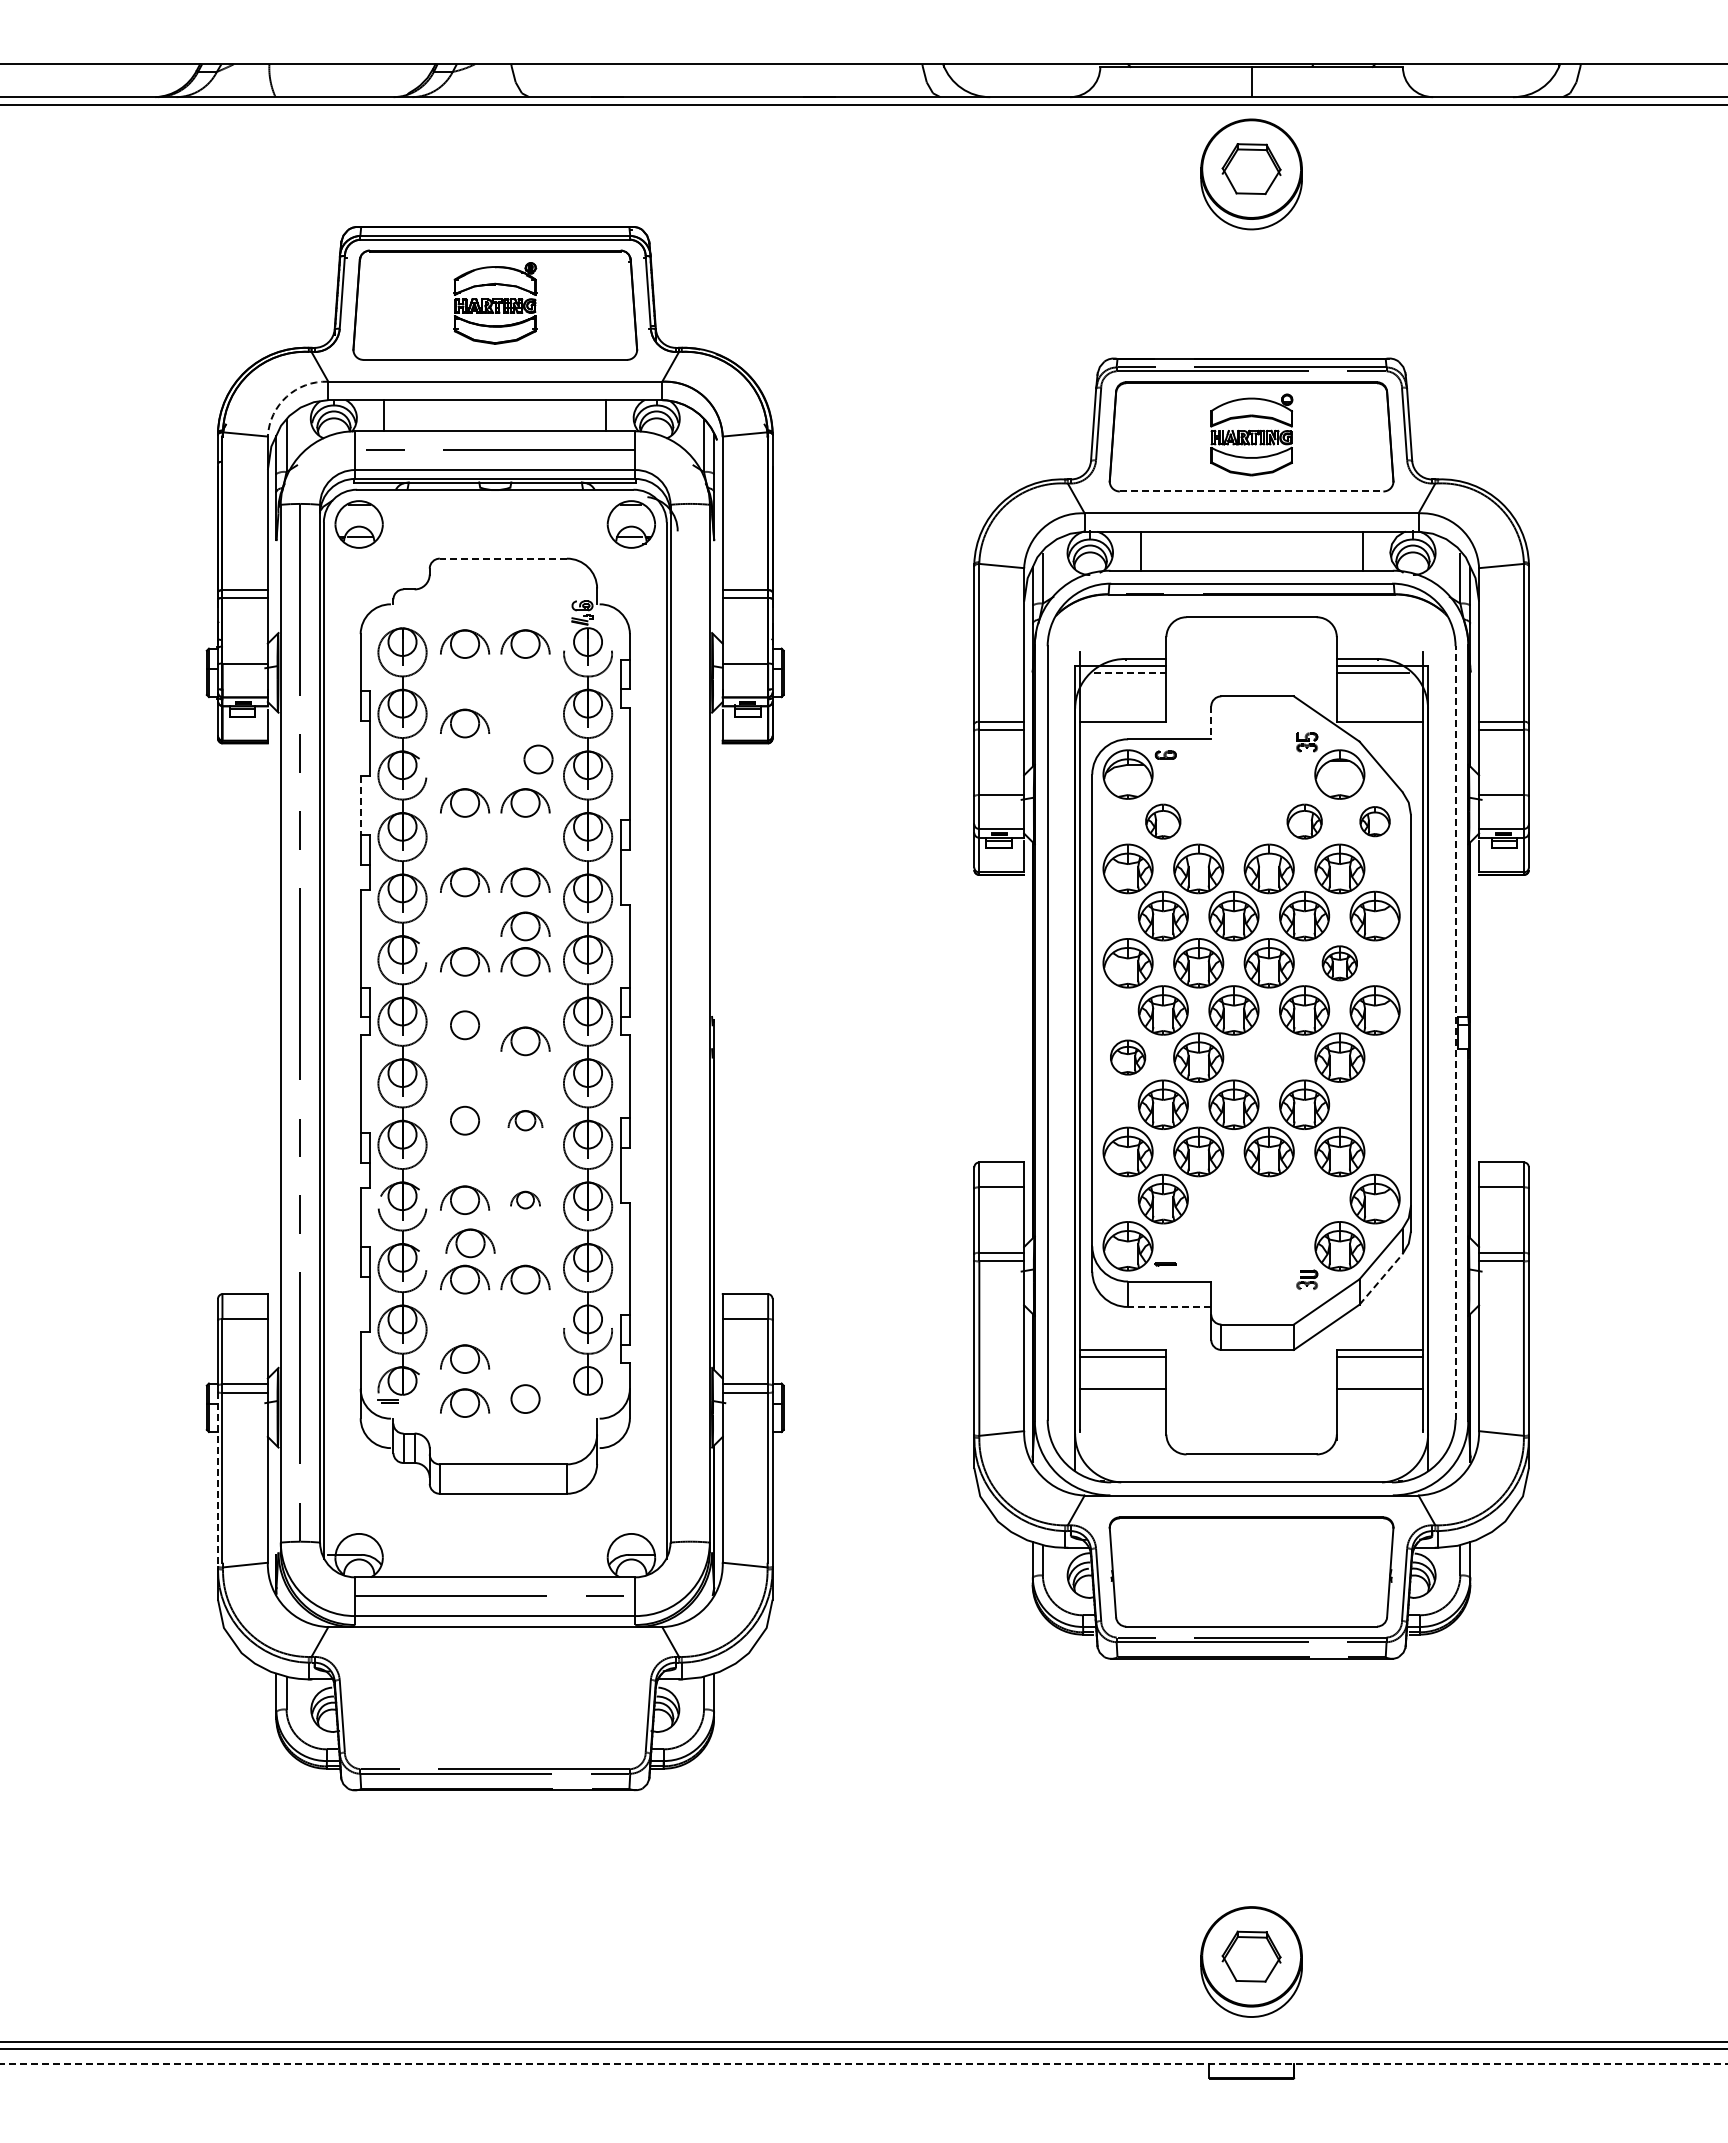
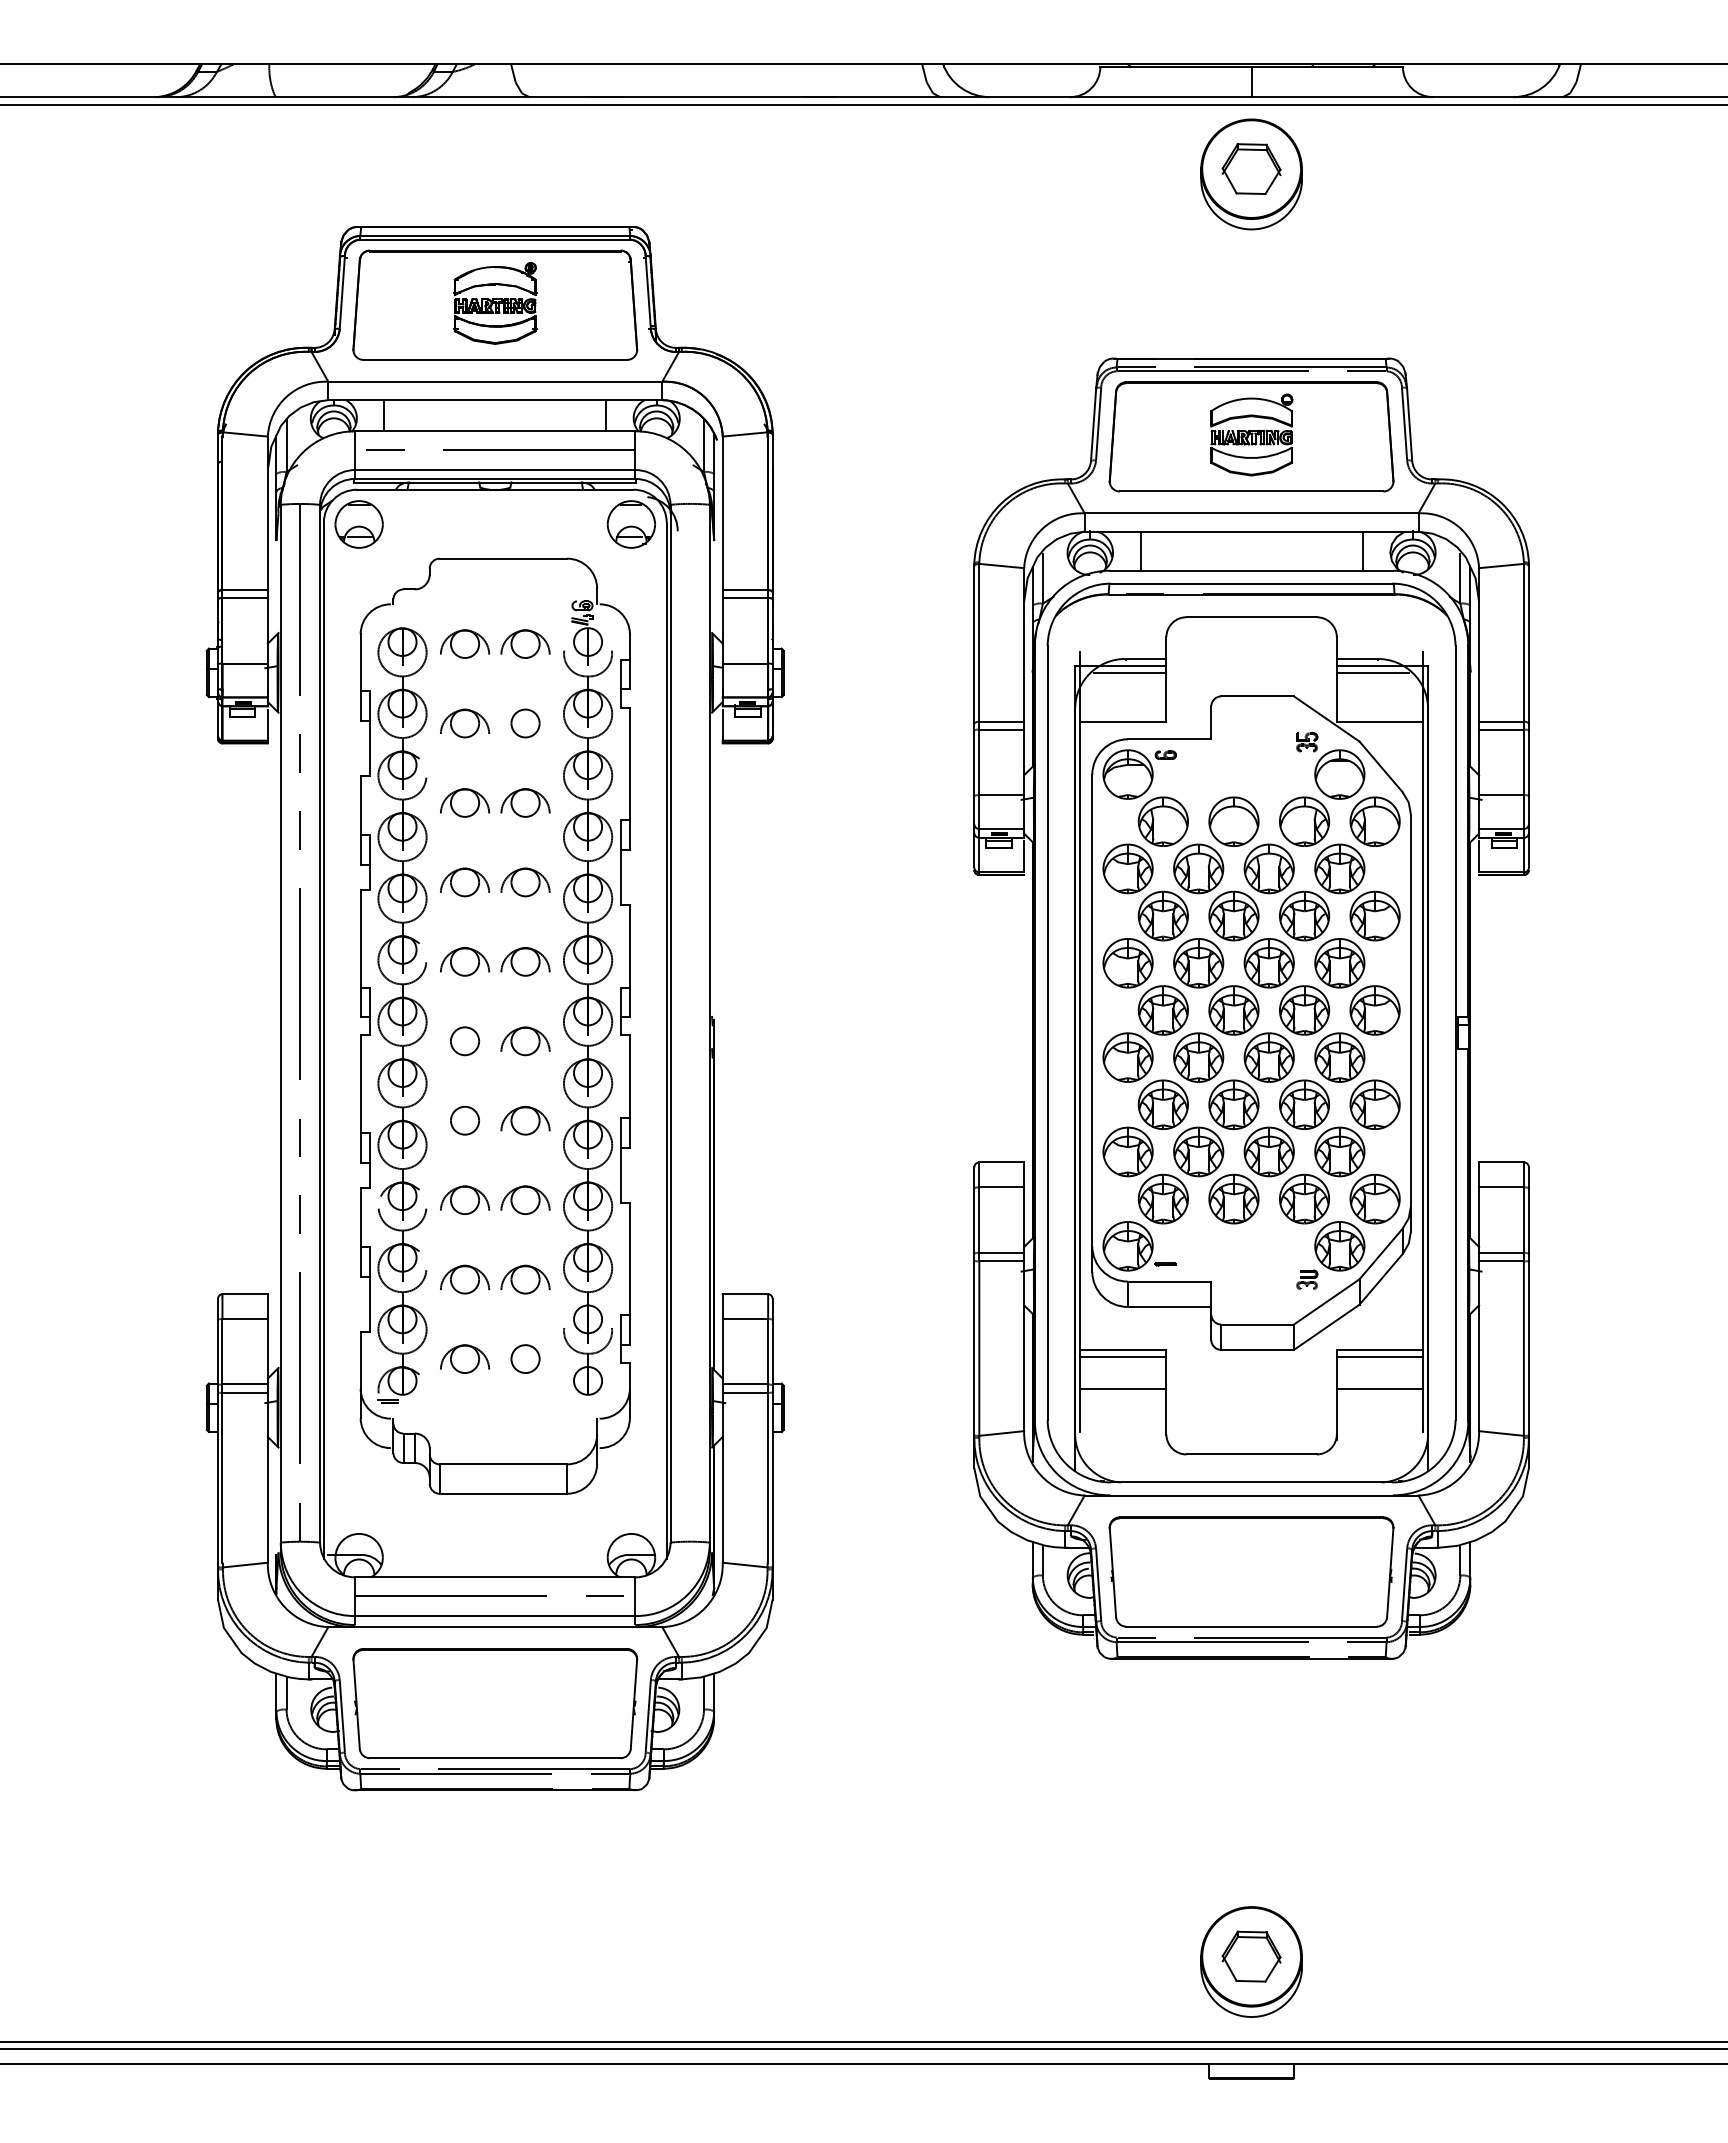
arc: dashed -> solid (286, 396)
line: dashed -> solid (1251, 491)
line: dashed -> solid (503, 558)
line: dashed -> solid (1130, 673)
line: dashed -> solid (1211, 722)
part position: (538, 759) -> (525, 723) (525, 723)
line: dashed -> solid (360, 805)
part size: 37x37 px -> 52x51 px (1162, 821)
part: none -> present (1233, 821)
part size: 37x37 px -> 52x51 px (1304, 821)
part size: 32x32 px -> 52x51 px (1374, 821)
part: present -> none (525, 926)
part size: 37x37 px -> 52x51 px (1339, 963)
part position: (464, 1025) -> (464, 1041) (464, 1041)
line: dashed -> solid (1455, 1033)
part size: 37x37 px -> 52x51 px (1127, 1057)
part: none -> present (1268, 1057)
part: none -> present (1374, 1104)
part size: 37x22 px -> 51x31 px (525, 1120)
part: none -> present (1233, 1198)
part: none -> present (1304, 1198)
part size: 31x20 px -> 51x30 px (525, 1199)
part: present -> none (470, 1243)
line: dashed -> solid (1381, 1279)
line: dashed -> solid (1169, 1306)
part position: (525, 1398) -> (525, 1358) (525, 1358)
part: present -> none (465, 1402)
line: dashed -> solid (217, 1480)
part: none -> present (495, 1703)
line: dashed -> solid (864, 2063)
